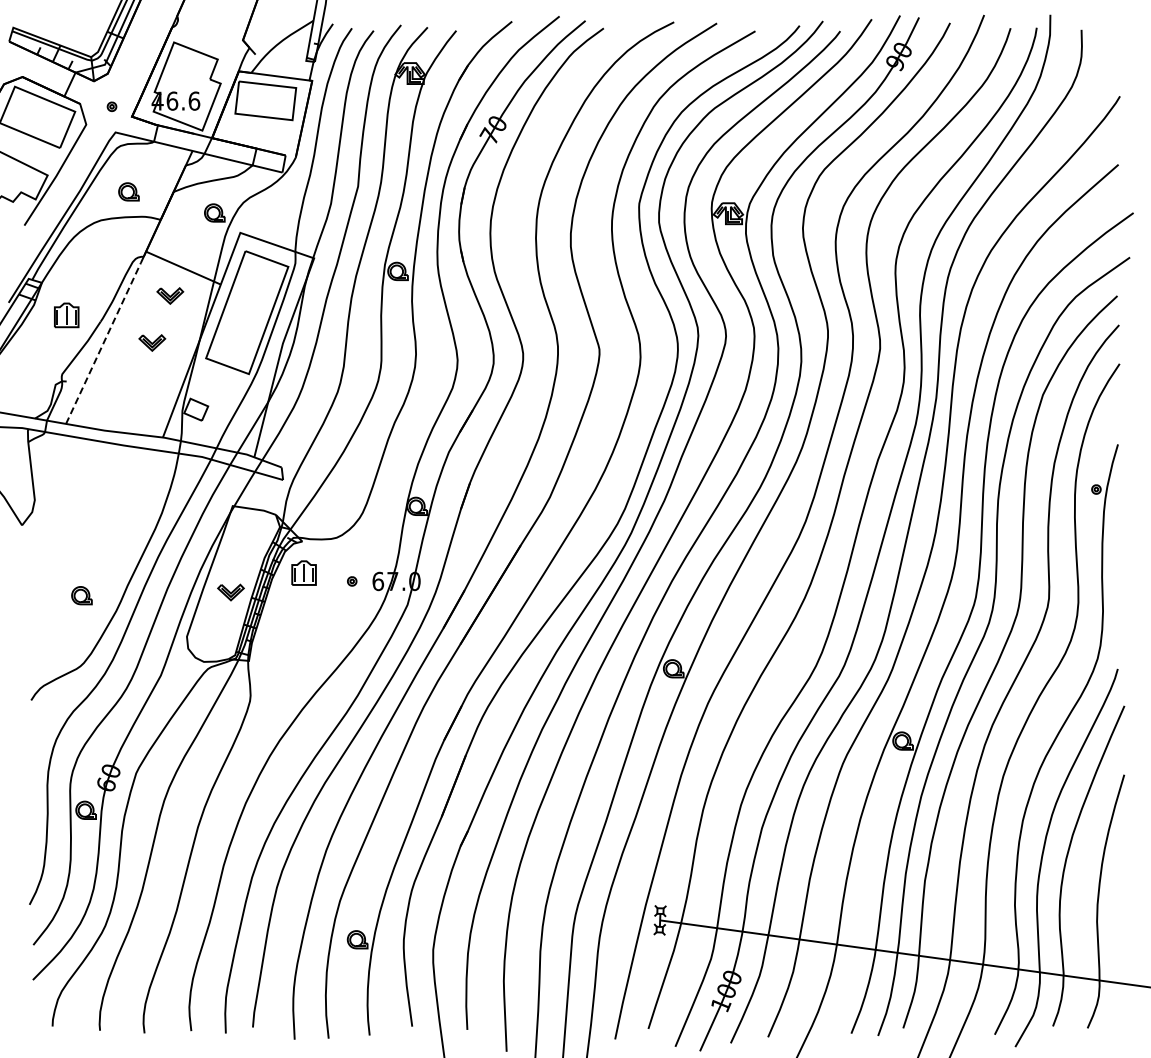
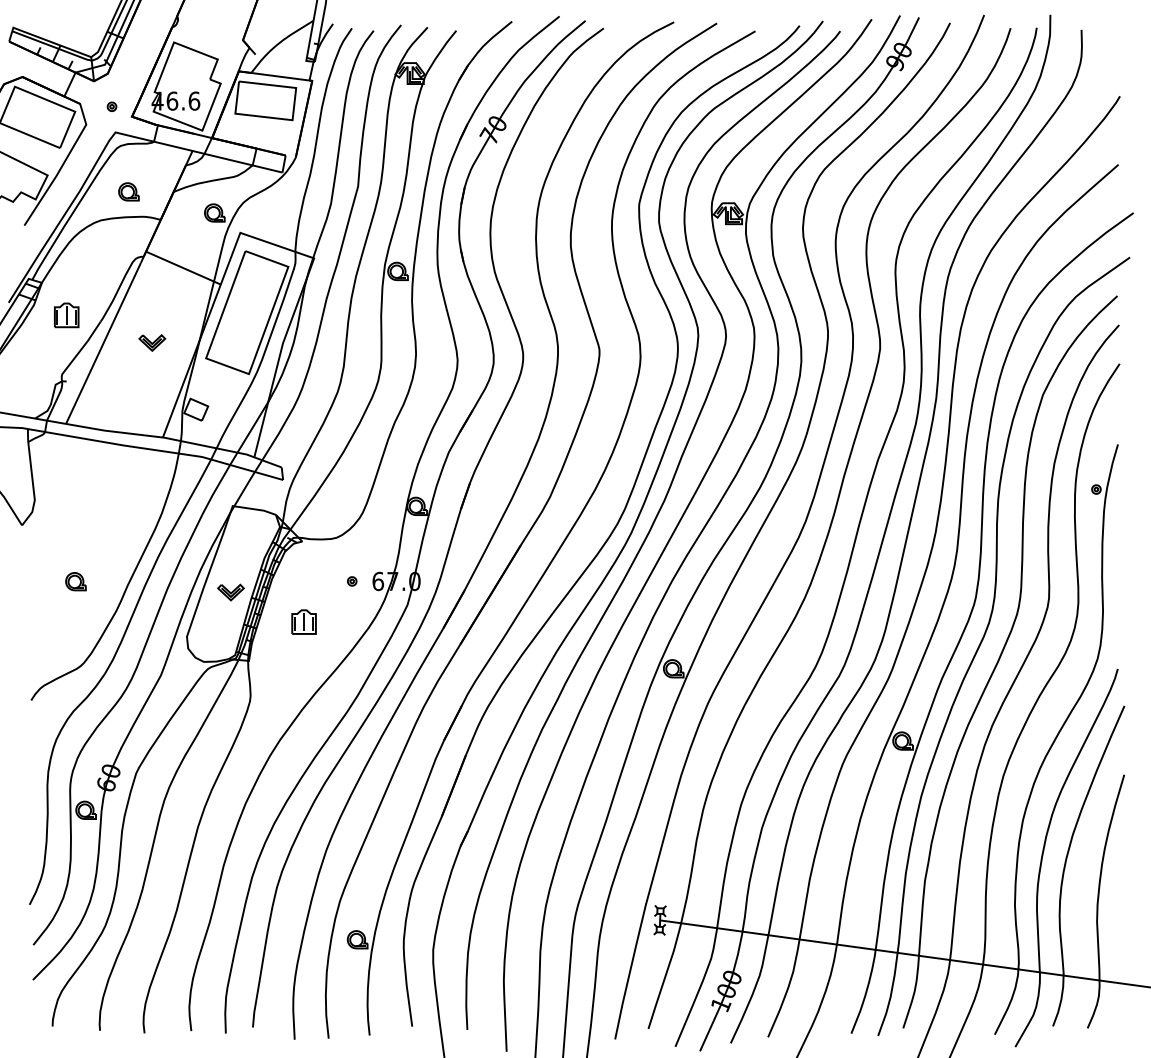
part: present -> none (170, 295)
line: dashed -> solid (103, 343)
part position: (303, 572) -> (303, 621) (303, 621)
part position: (81, 595) -> (75, 581) (75, 581)
